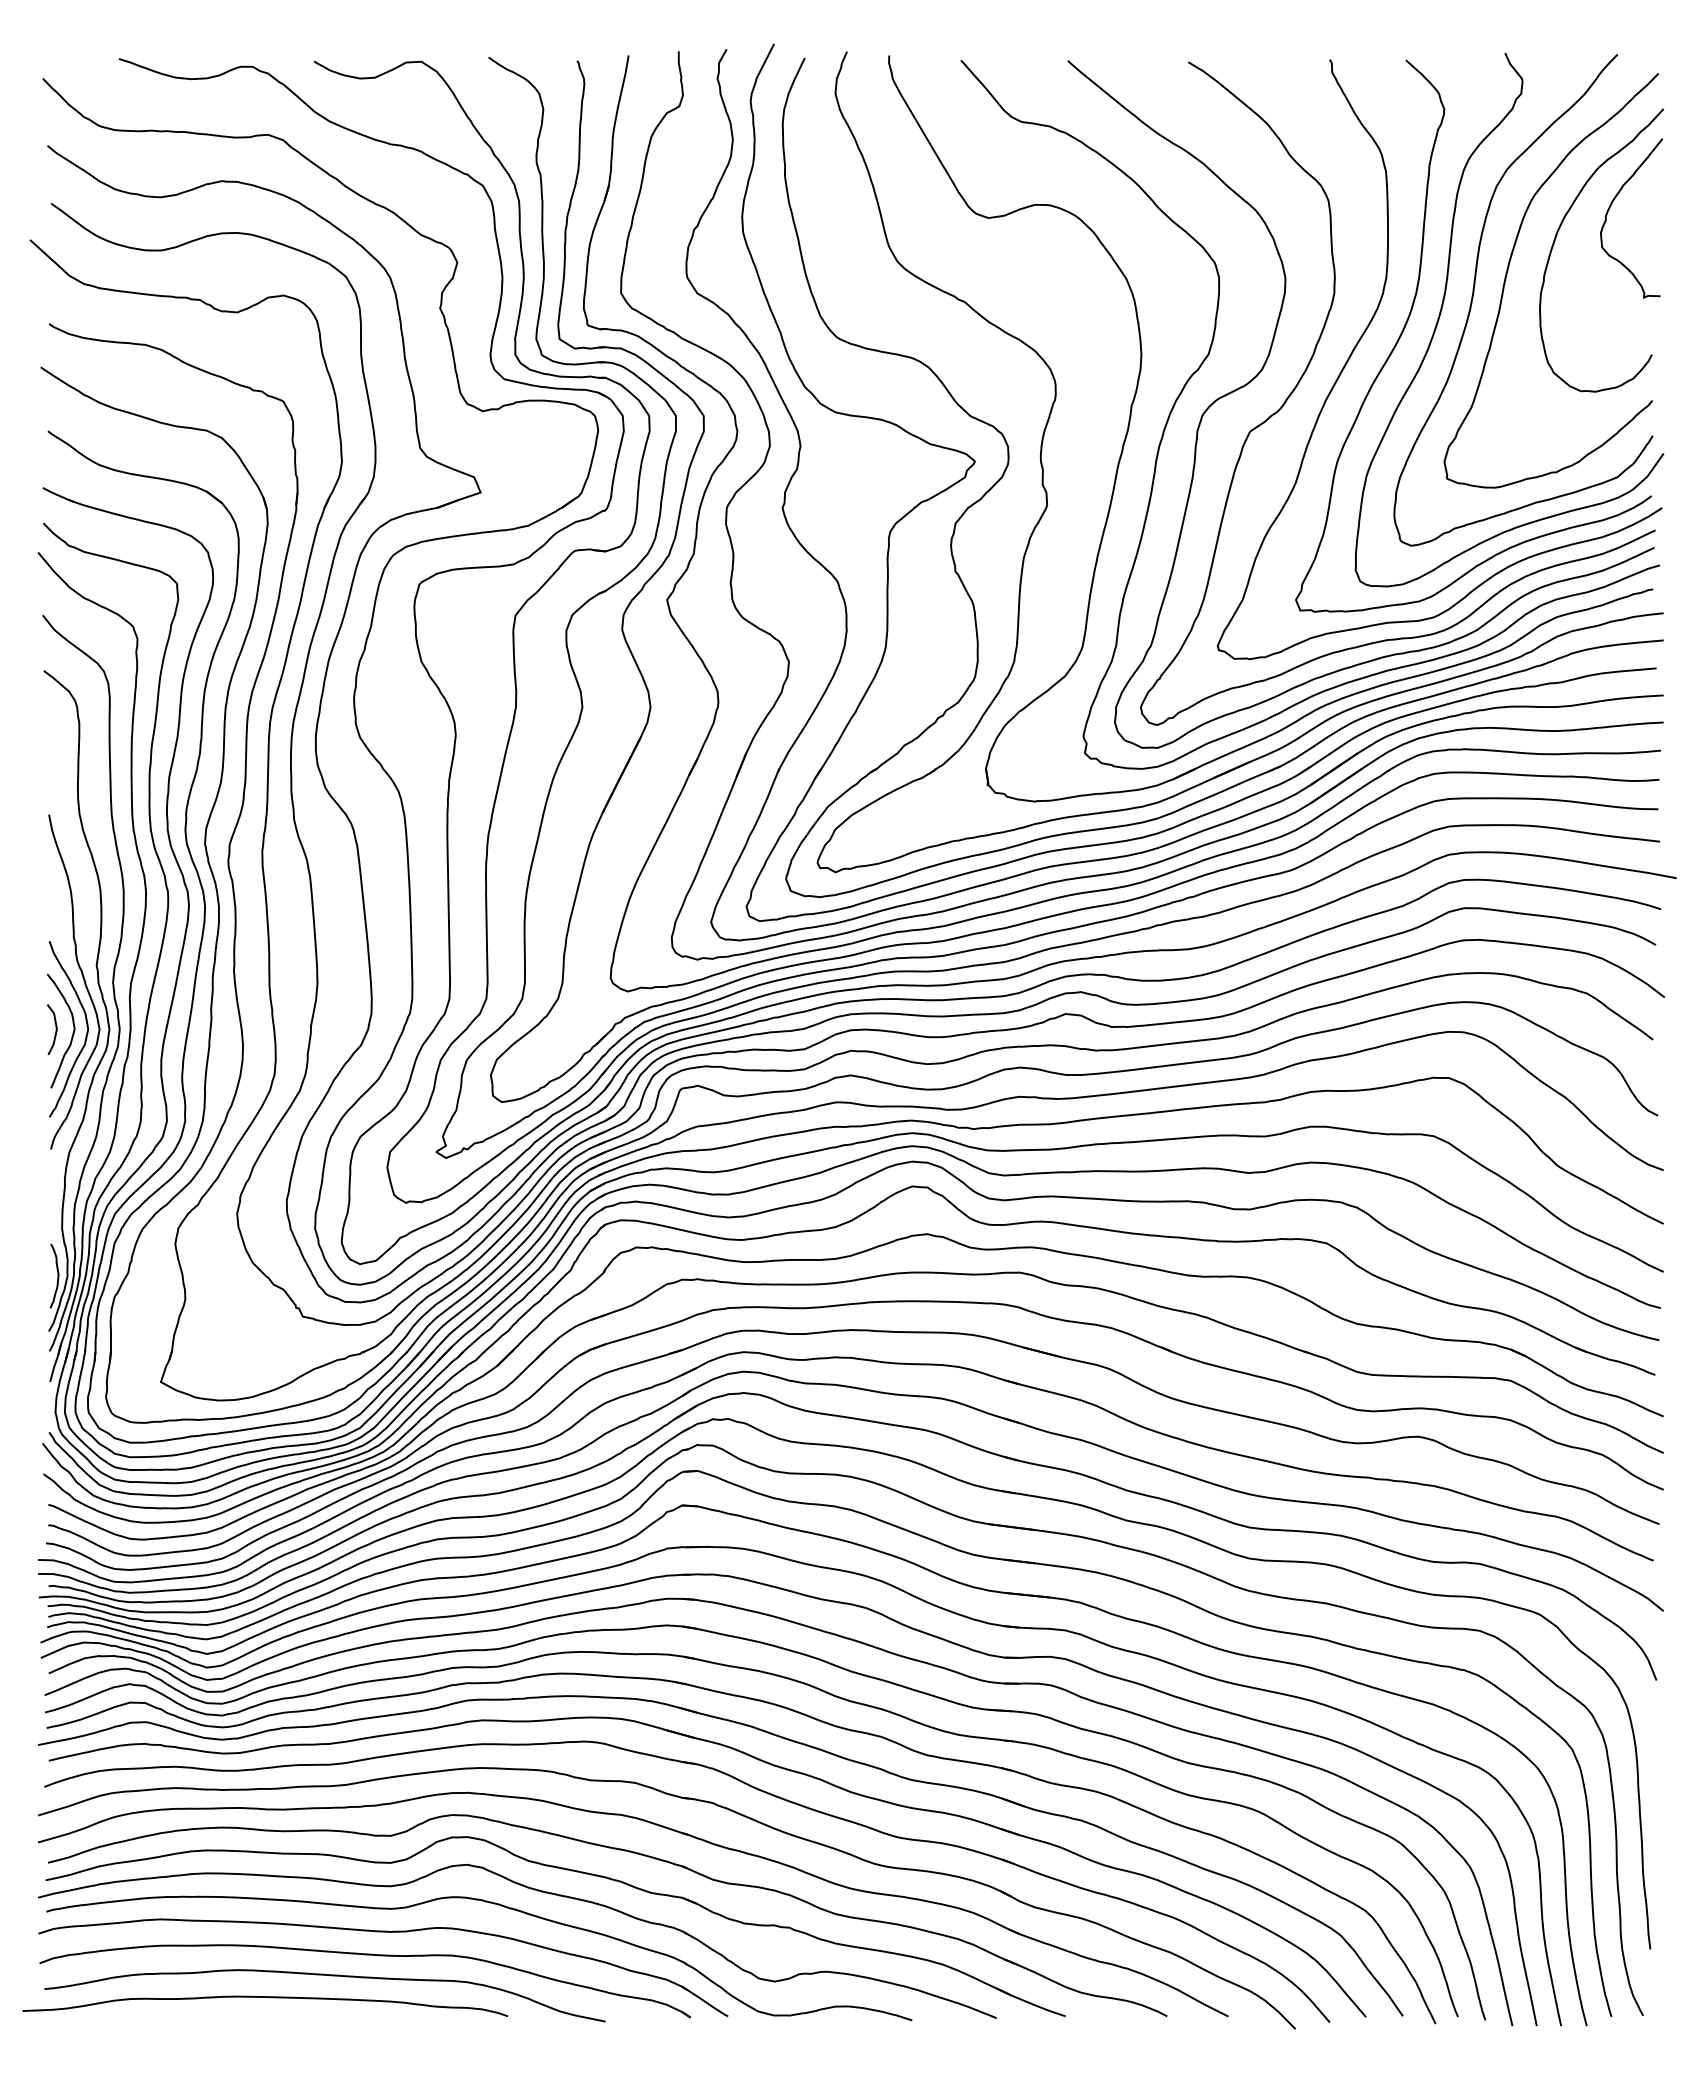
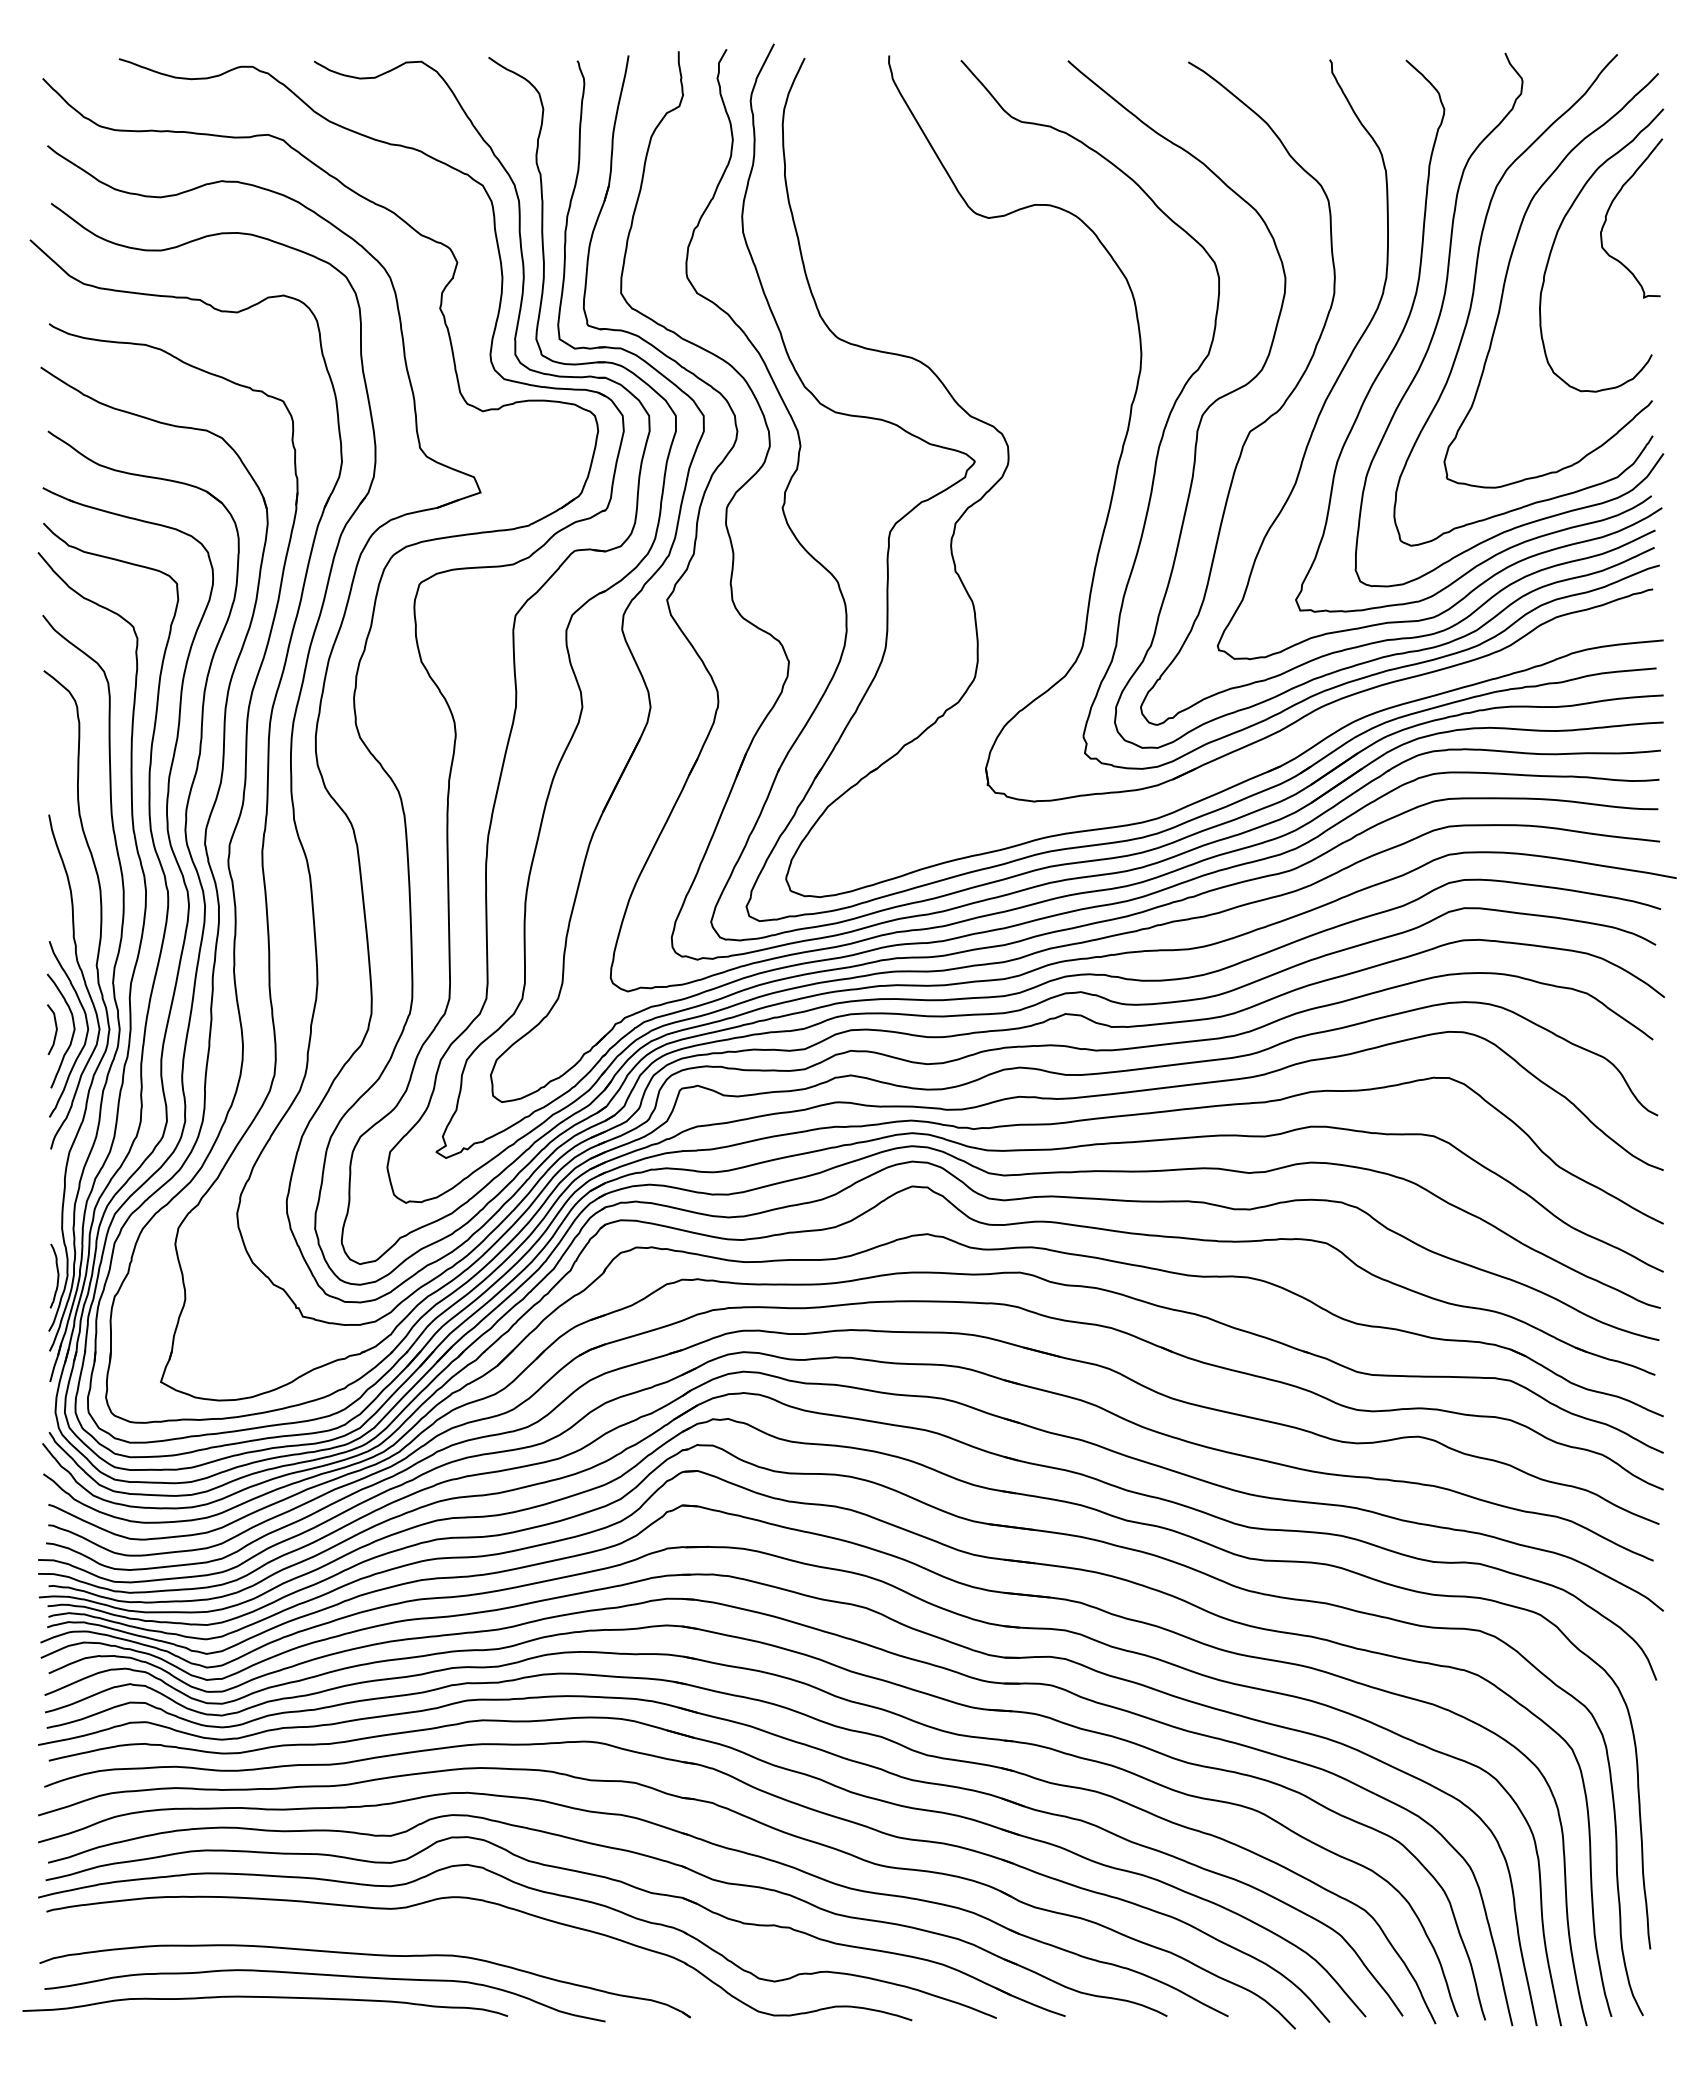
part: present -> none (1055, 401)
part: present -> none (383, 1932)
